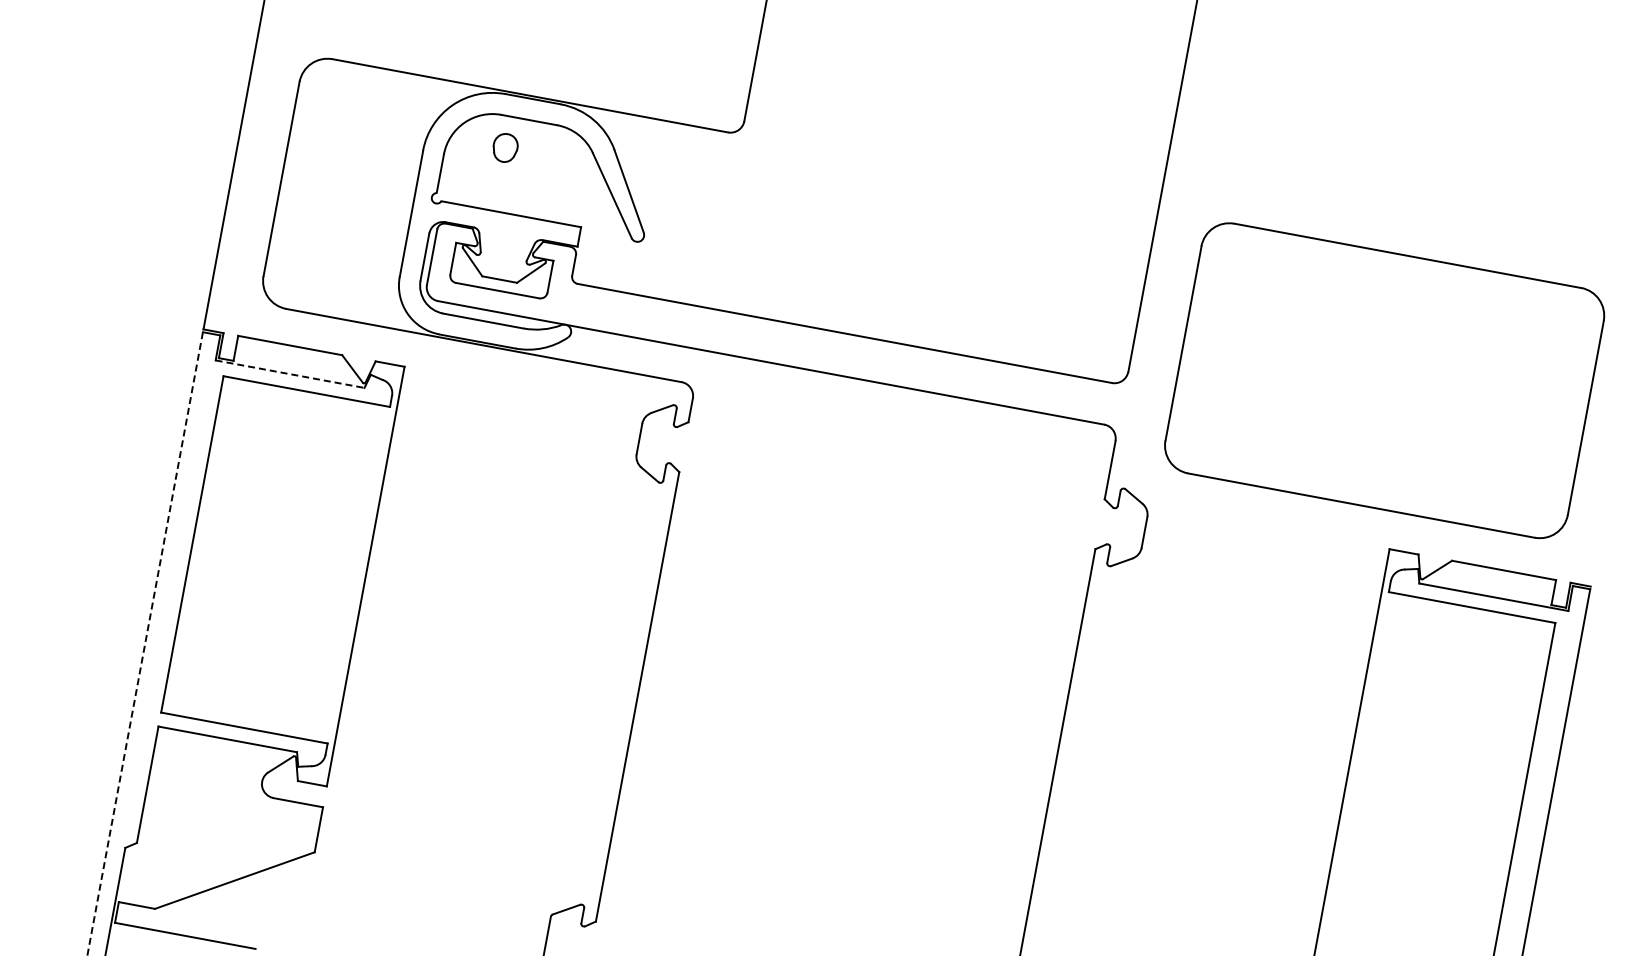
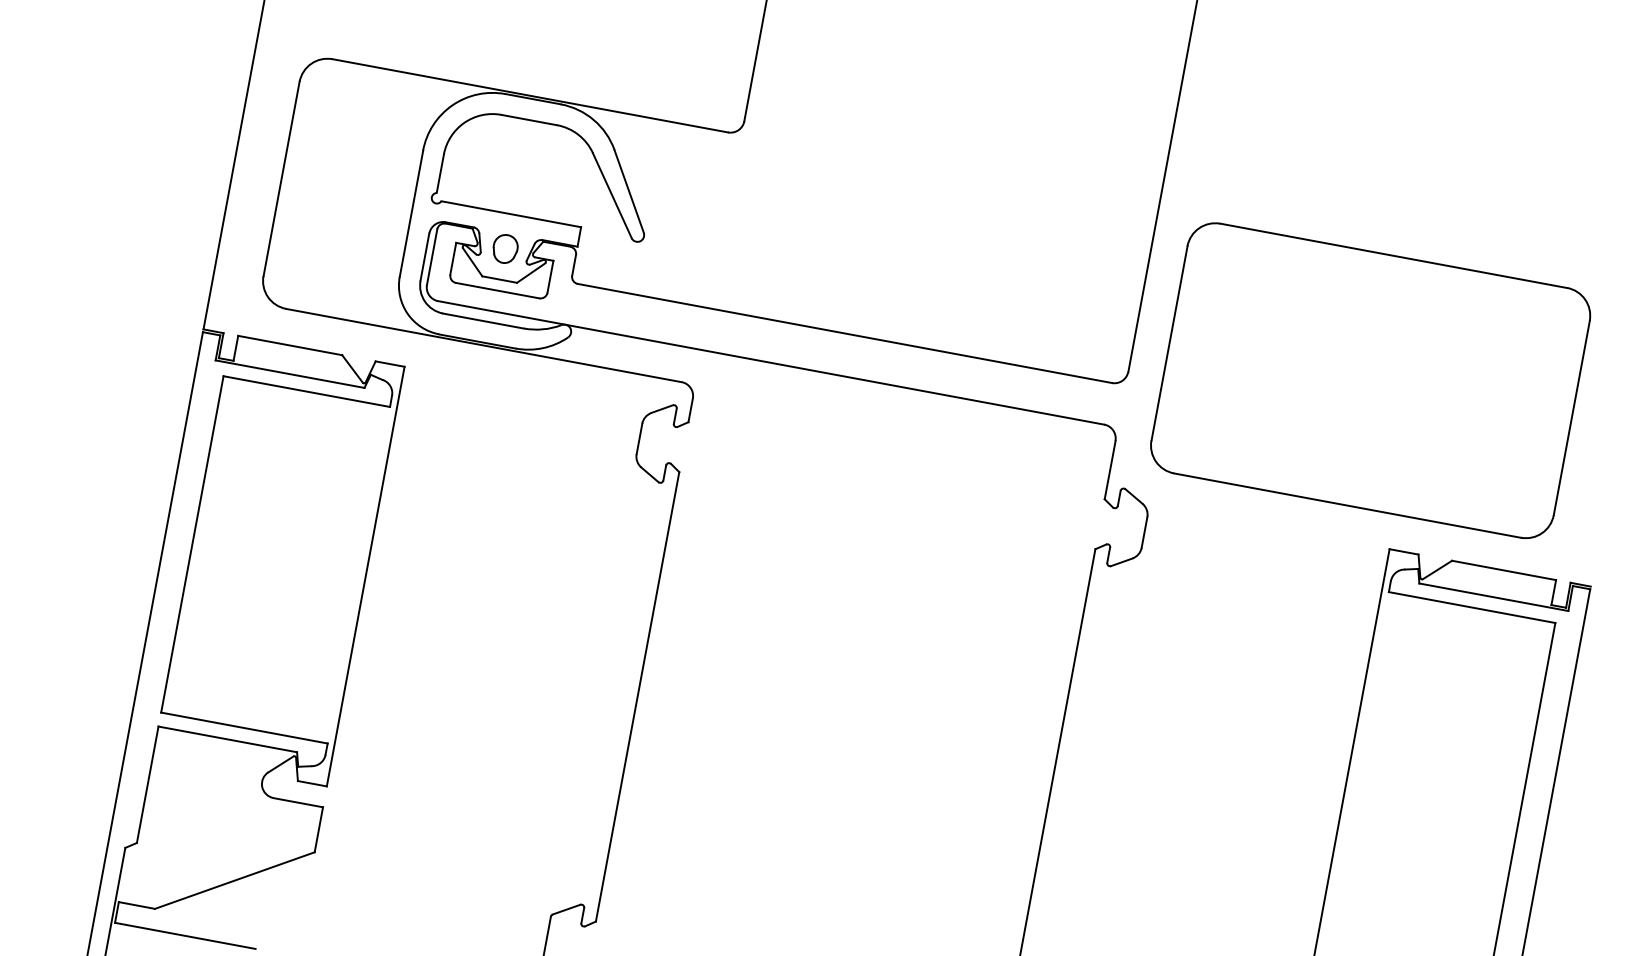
part position: (505, 147) -> (505, 248) (505, 248)
line: dashed -> solid (290, 374)
part position: (1384, 380) -> (1370, 380) (1370, 380)
line: dashed -> solid (145, 643)
